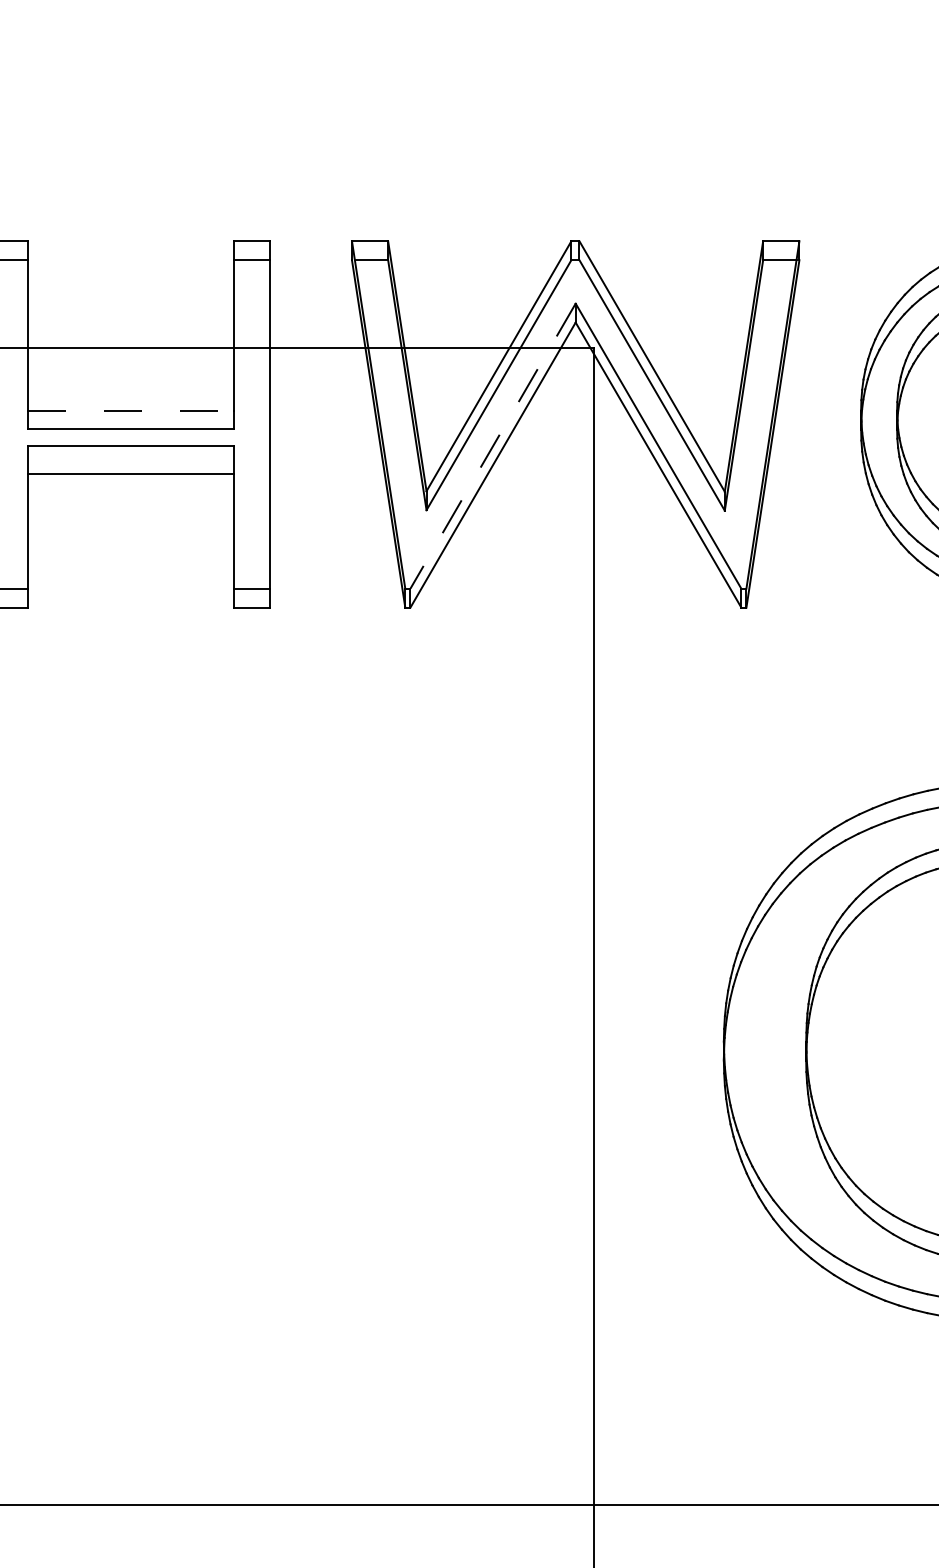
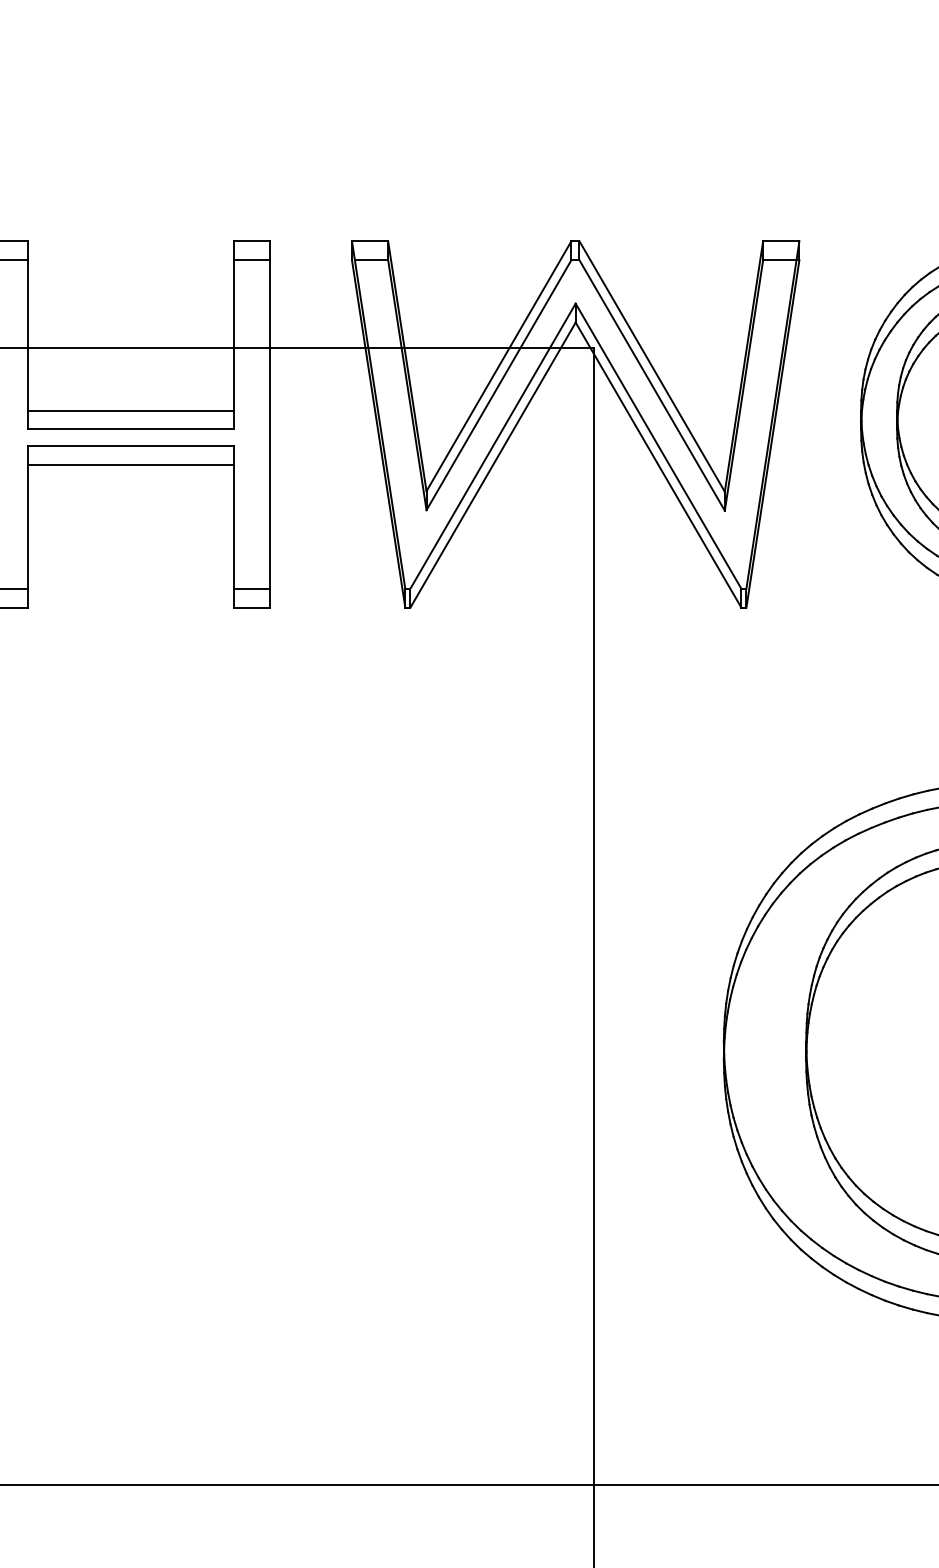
line: dashed -> solid (130, 410)
line: dashed -> solid (493, 446)
line position: (130, 474) -> (130, 465) (130, 465)
line position: (468, 1505) -> (468, 1485) (468, 1485)
